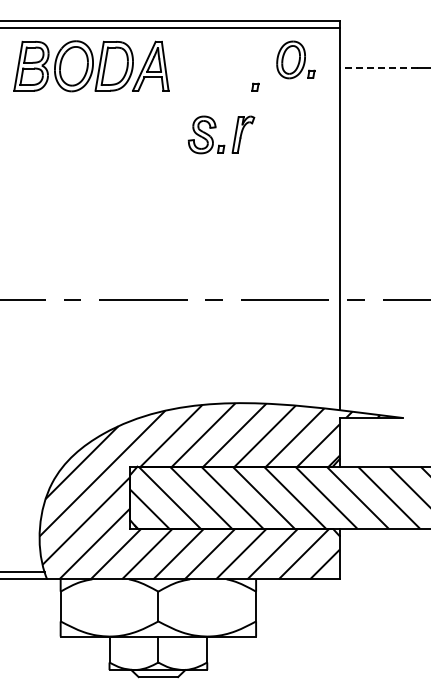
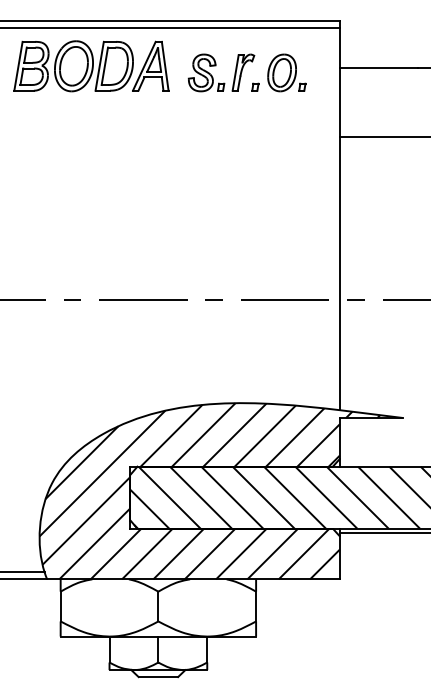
part position: (295, 59) -> (286, 72) (286, 72)
line: dashed -> solid (378, 67)
part position: (216, 128) -> (216, 66) (216, 66)
line: none -> present (383, 137)
line: none -> present (383, 532)
